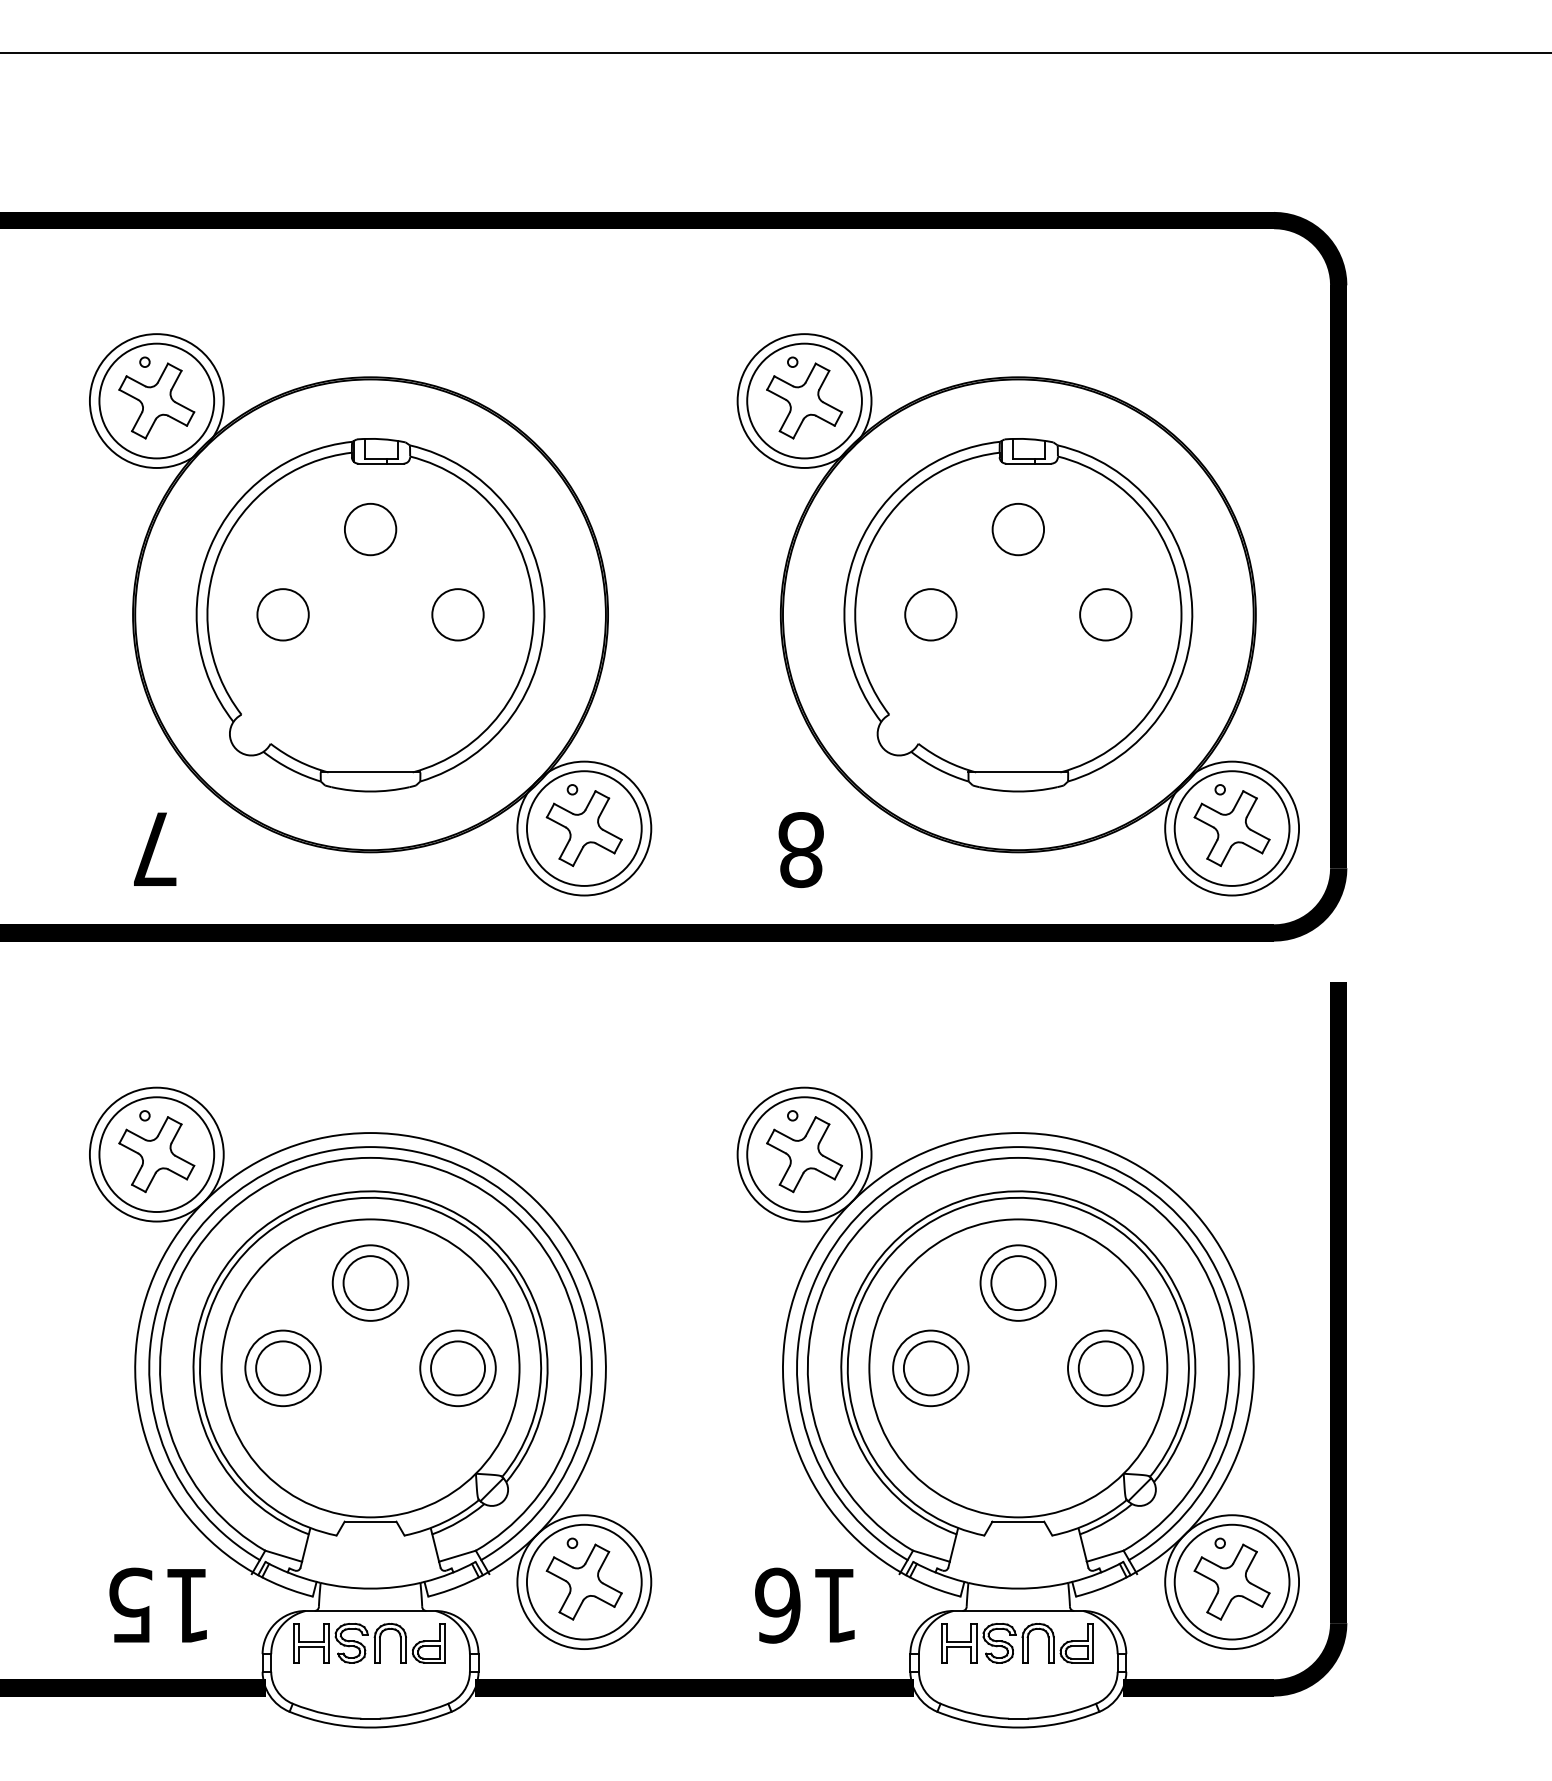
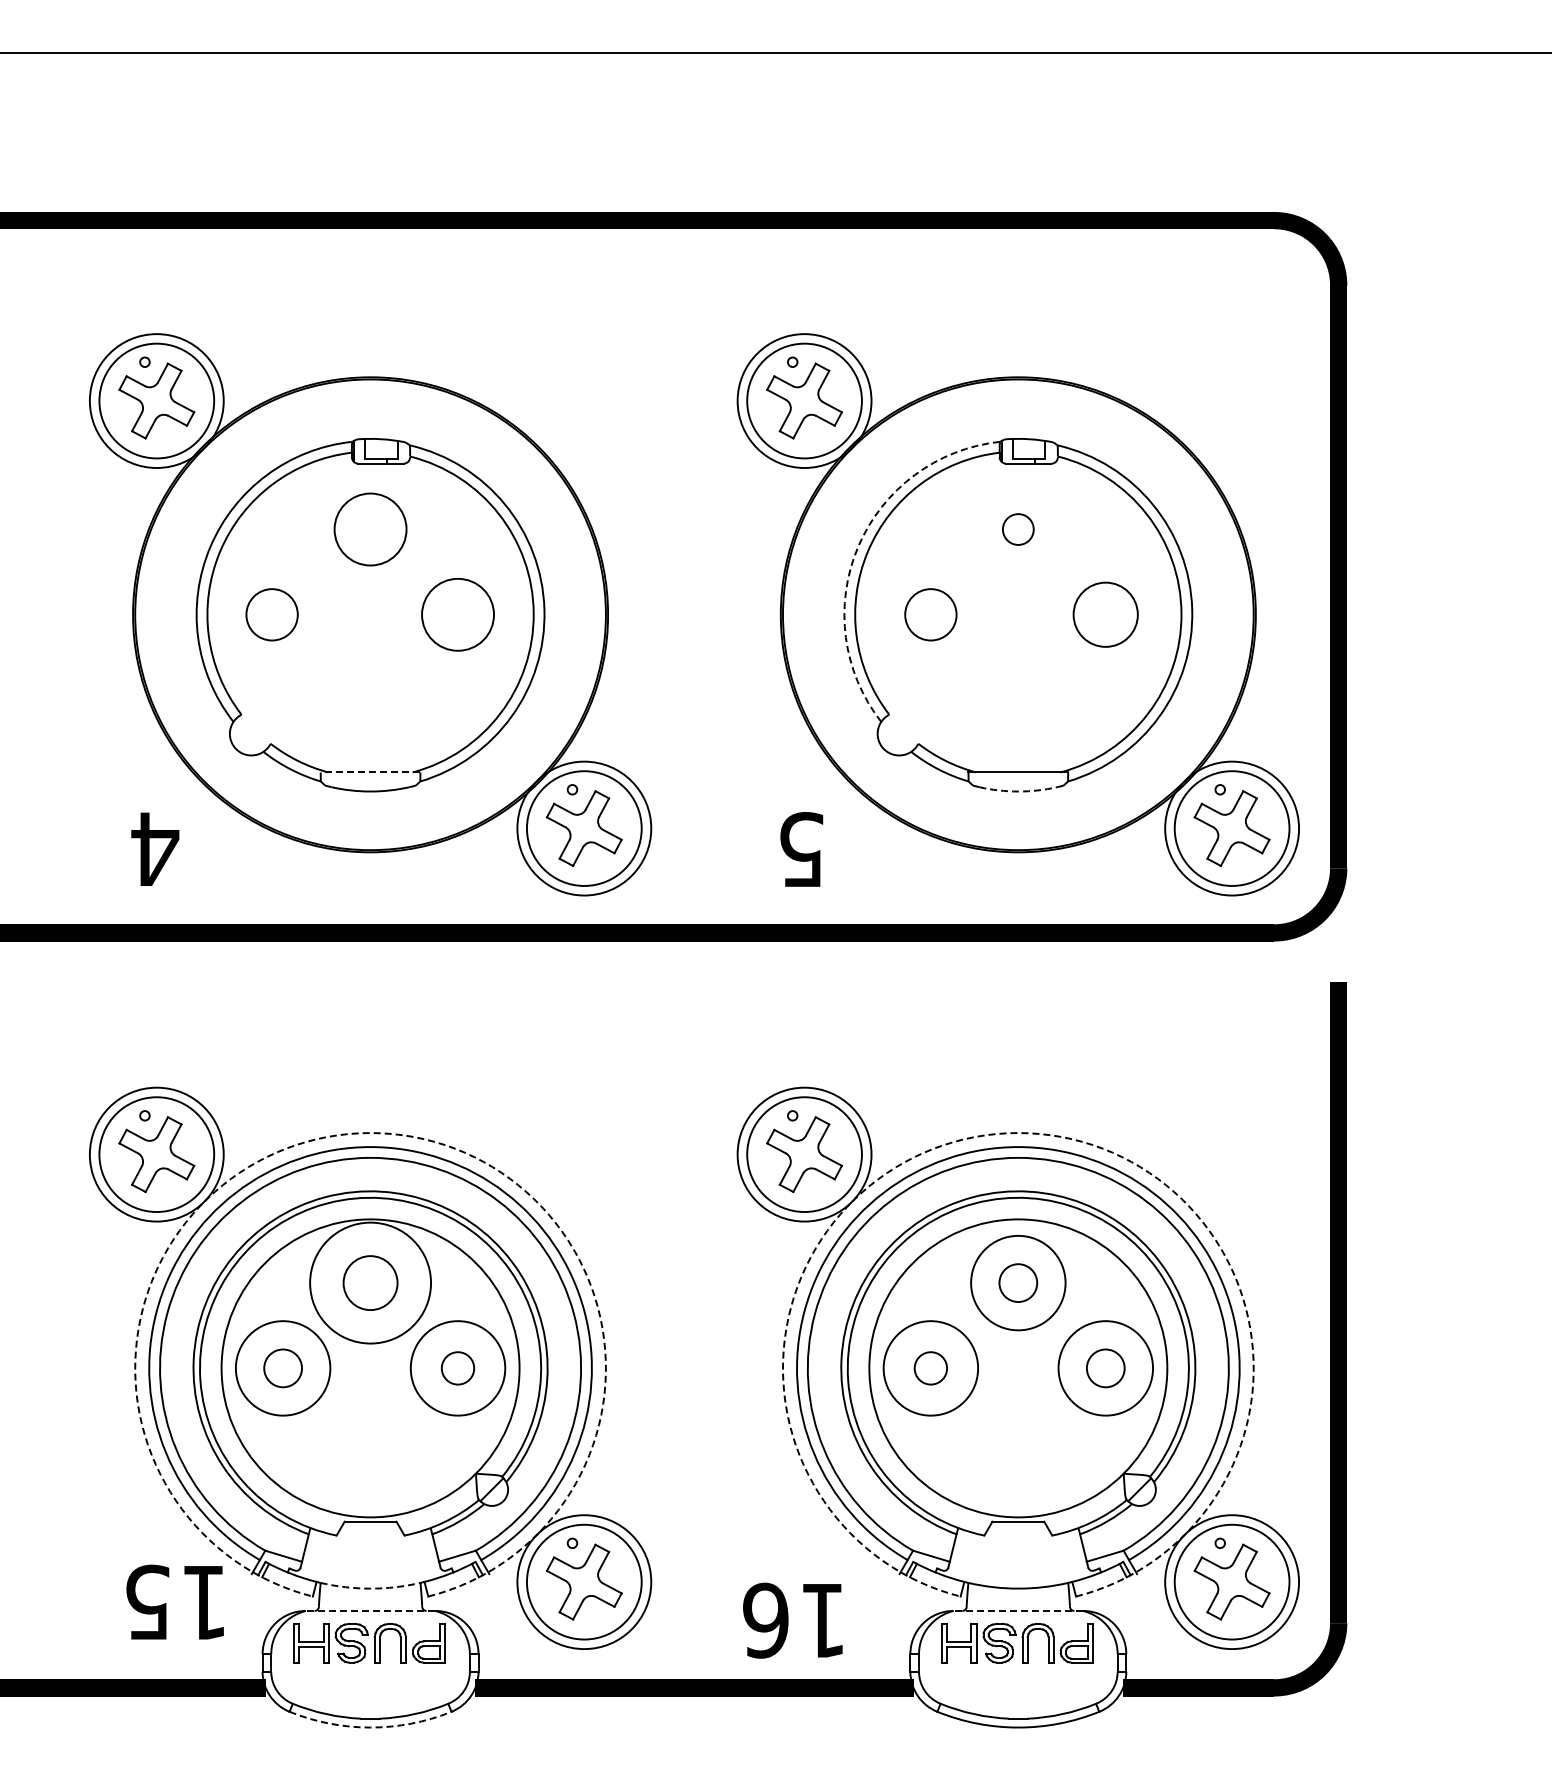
circle diameter: 51 px -> 72 px (370, 529)
circle diameter: 51 px -> 31 px (1017, 529)
arc: solid -> dashed (858, 546)
circle position: (282, 614) -> (271, 614) (271, 614)
circle diameter: 51 px -> 72 px (458, 614)
circle size: 54x54 px -> 67x67 px (1105, 614)
line: solid -> dashed (370, 772)
arc: solid -> dashed (1018, 791)
text: 7 -> 4 (155, 848)
text: 8 -> 5 (800, 850)
arc: solid -> dashed (370, 1133)
arc: solid -> dashed (1018, 1133)
circle diameter: 76 px -> 121 px (370, 1282)
circle diameter: 76 px -> 94 px (1018, 1282)
circle diameter: 54 px -> 38 px (1018, 1282)
circle diameter: 76 px -> 94 px (282, 1368)
circle diameter: 54 px -> 38 px (283, 1368)
circle diameter: 76 px -> 94 px (457, 1368)
circle diameter: 54 px -> 32 px (457, 1368)
circle diameter: 54 px -> 32 px (930, 1368)
circle diameter: 76 px -> 94 px (930, 1368)
circle diameter: 54 px -> 38 px (1105, 1368)
circle diameter: 76 px -> 94 px (1105, 1368)
arc: solid -> dashed (370, 1588)
text position: (157, 1604) -> (174, 1601) (174, 1601)
text position: (804, 1605) -> (792, 1620) (792, 1620)
line: solid -> dashed (370, 1610)
line: solid -> dashed (1018, 1610)
arc: solid -> dashed (370, 1727)
